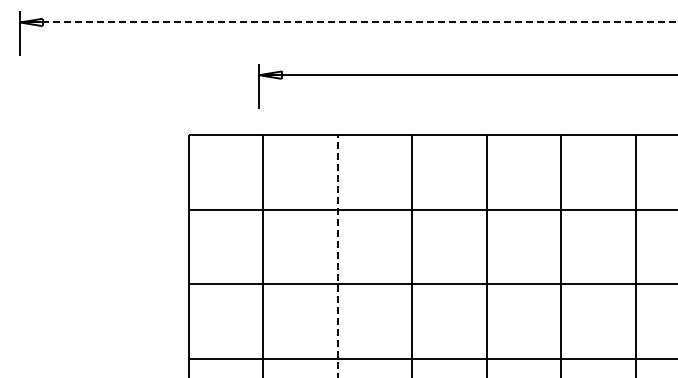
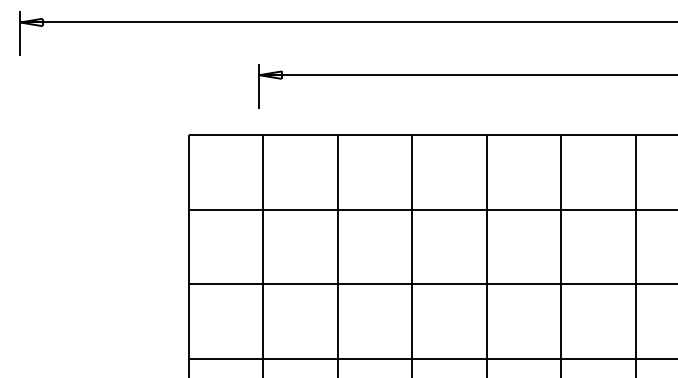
line: dashed -> solid (349, 22)
line: dashed -> solid (337, 256)
